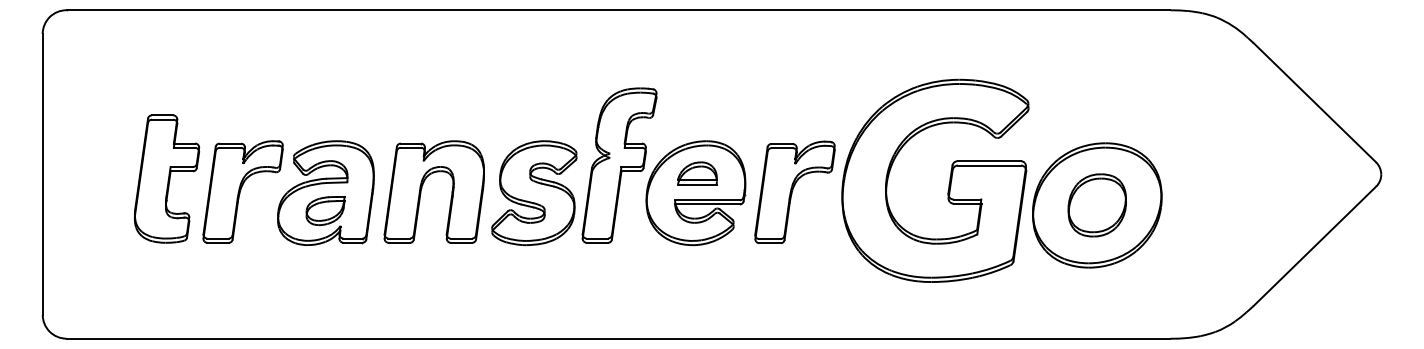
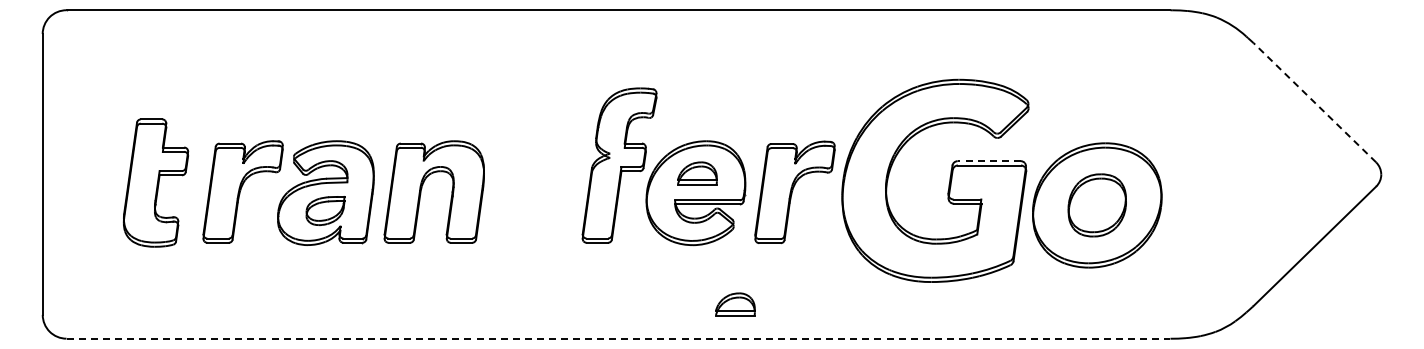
line: solid -> dashed (1314, 102)
line: solid -> dashed (988, 161)
part position: (167, 178) -> (156, 182) (156, 182)
part: present -> none (534, 193)
part: none -> present (735, 304)
line: solid -> dashed (618, 338)
